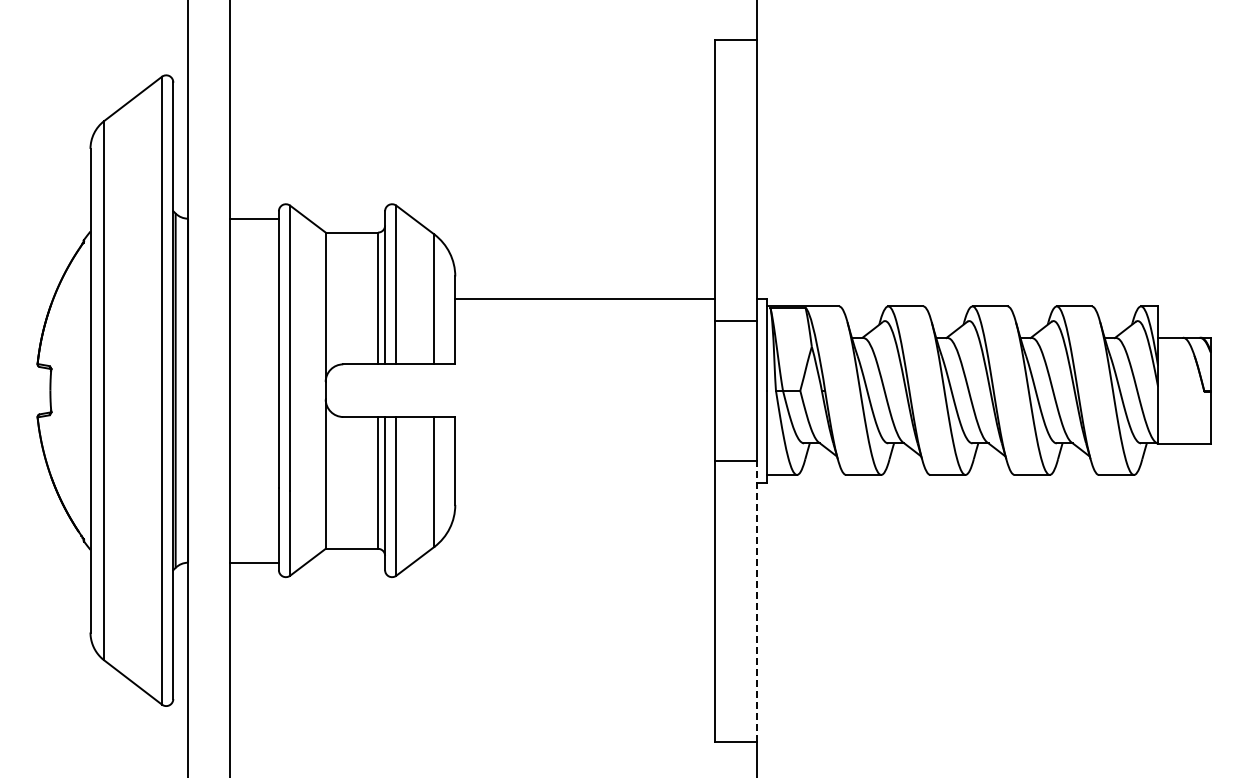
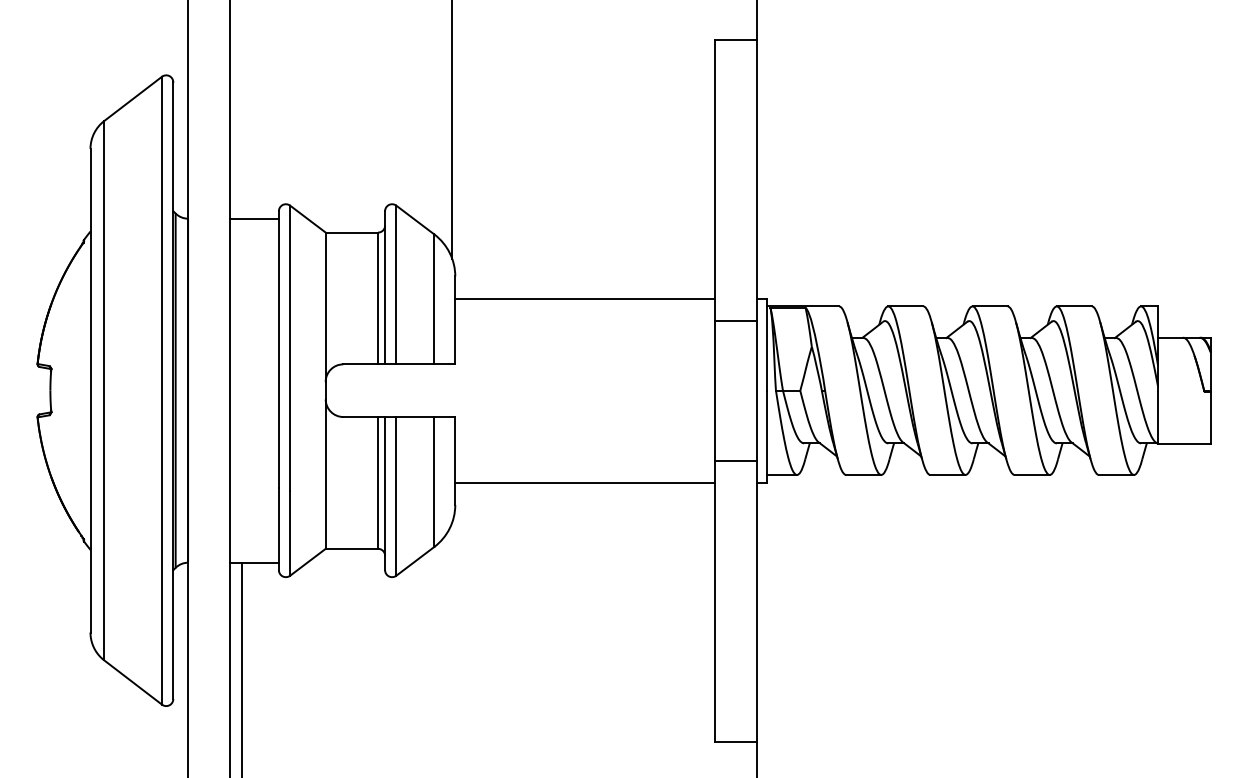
line: none -> present (452, 130)
line: none -> present (584, 482)
line: dashed -> solid (756, 600)
line: none -> present (241, 668)
